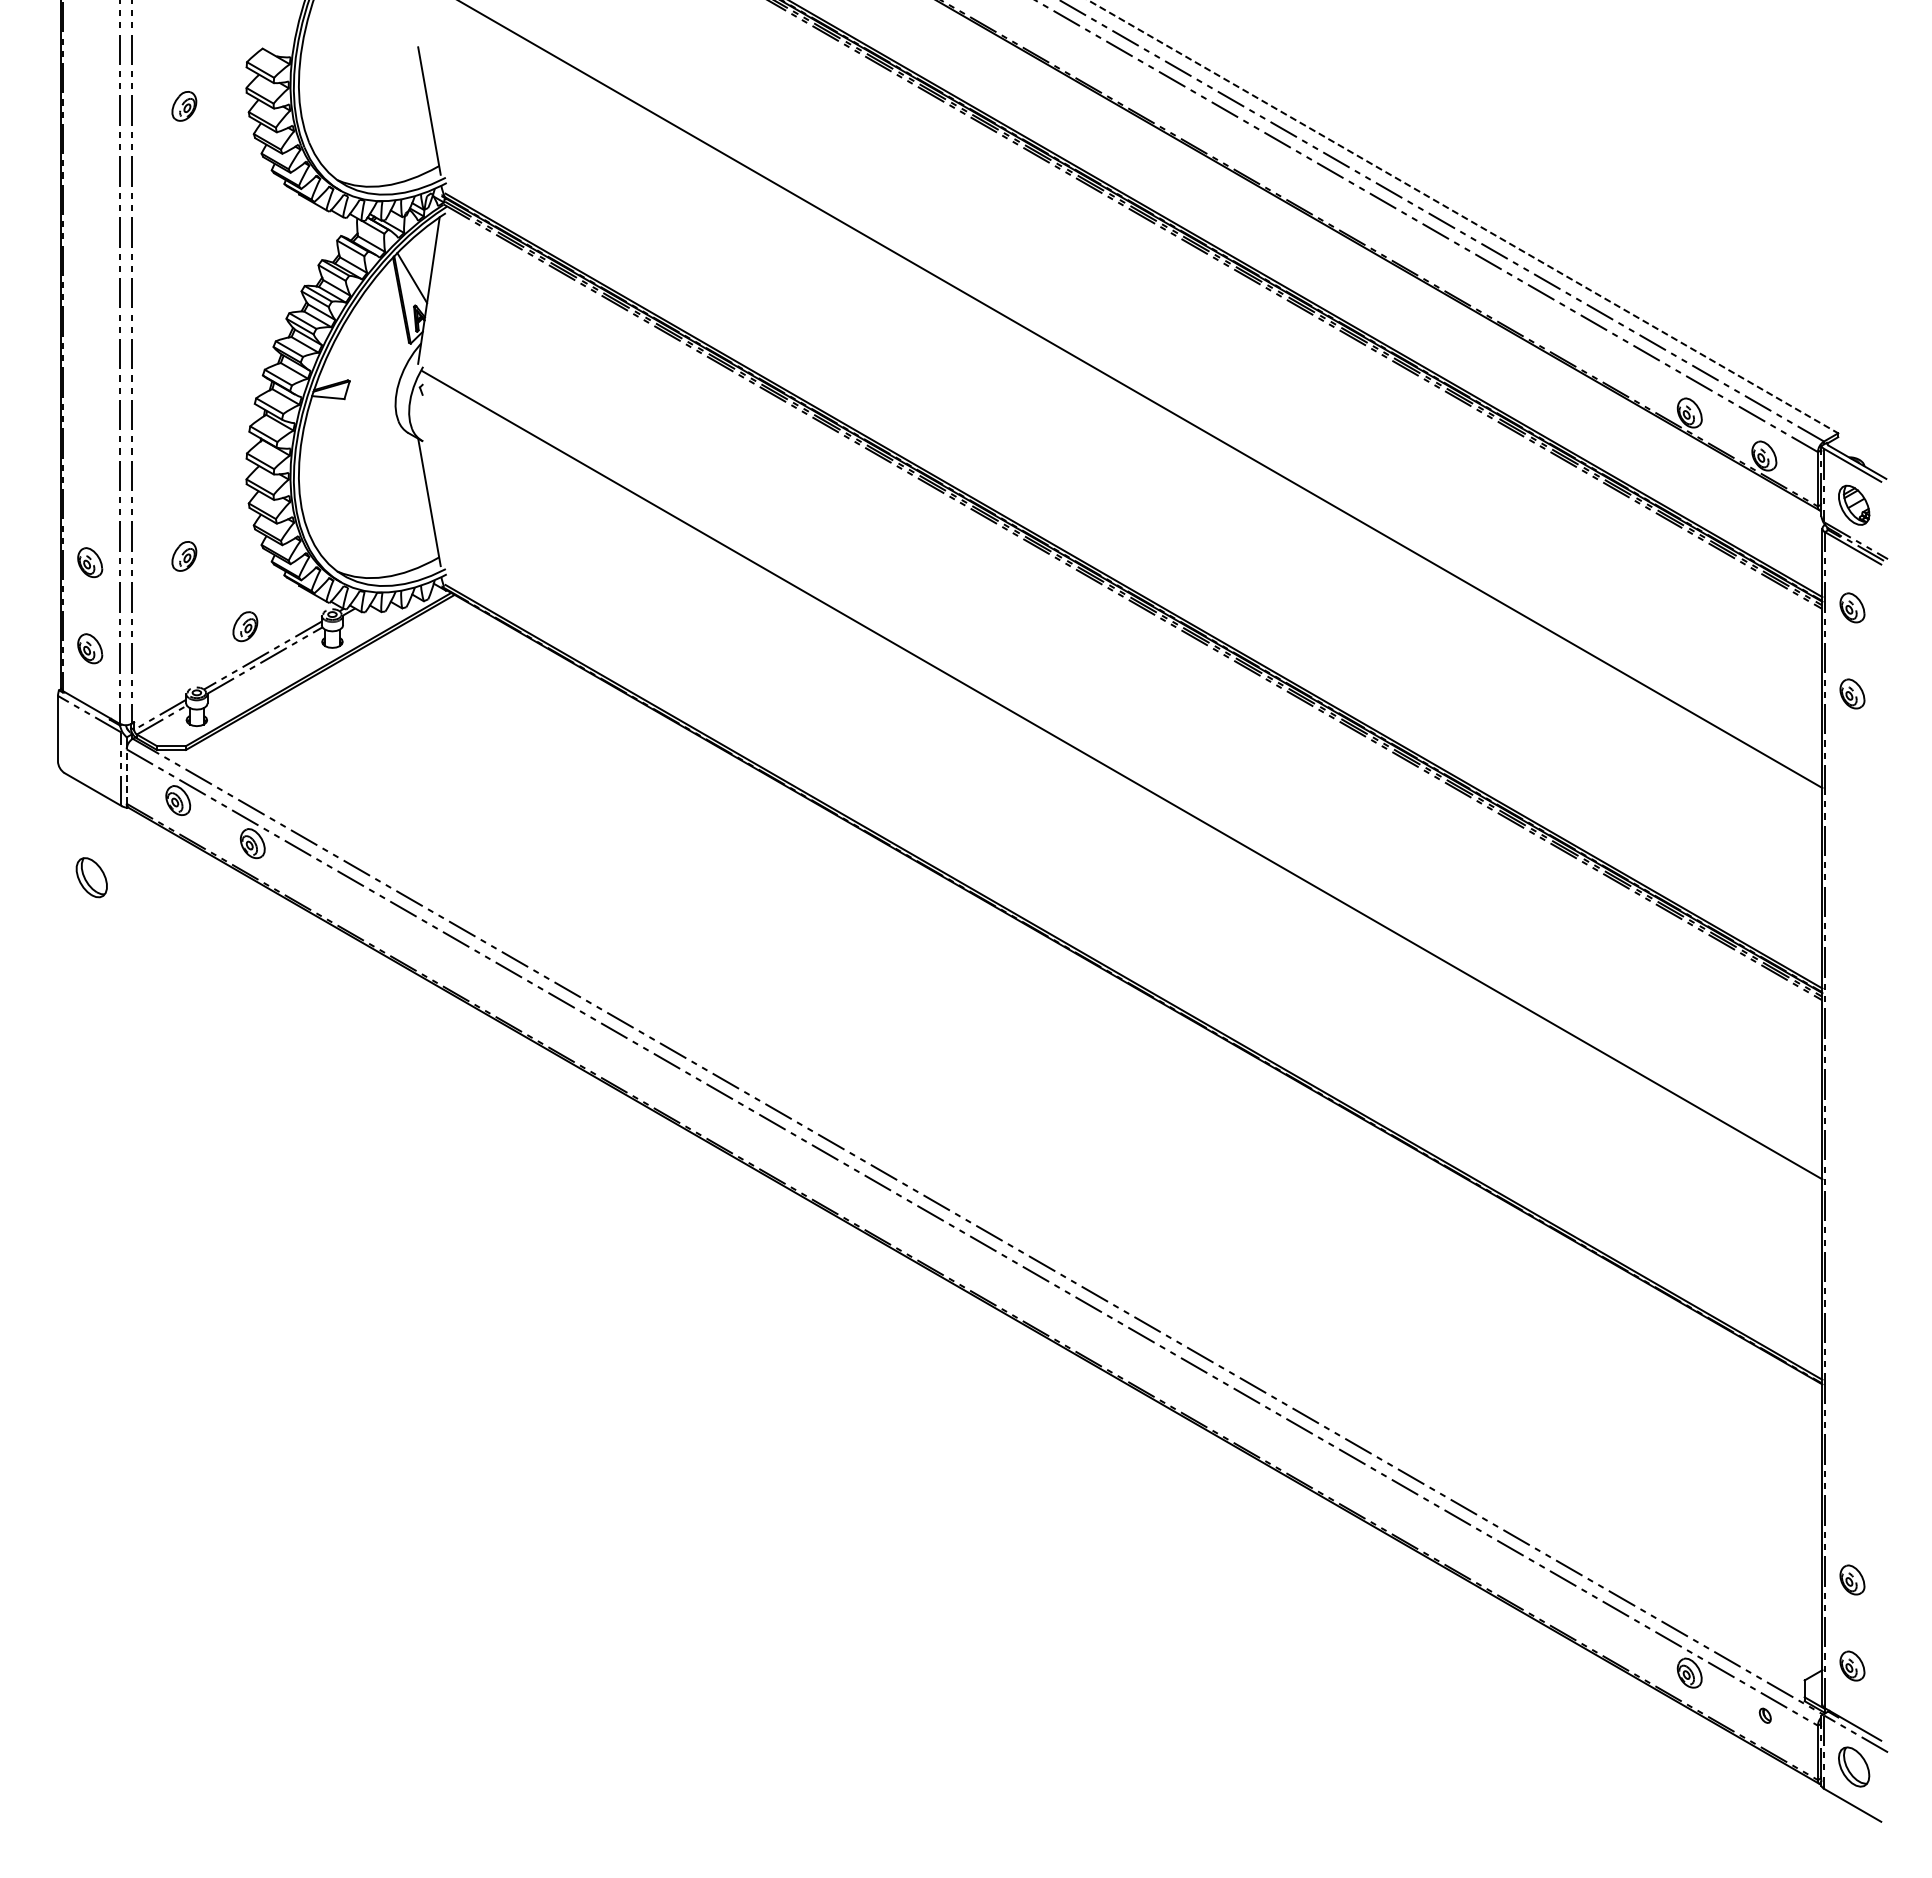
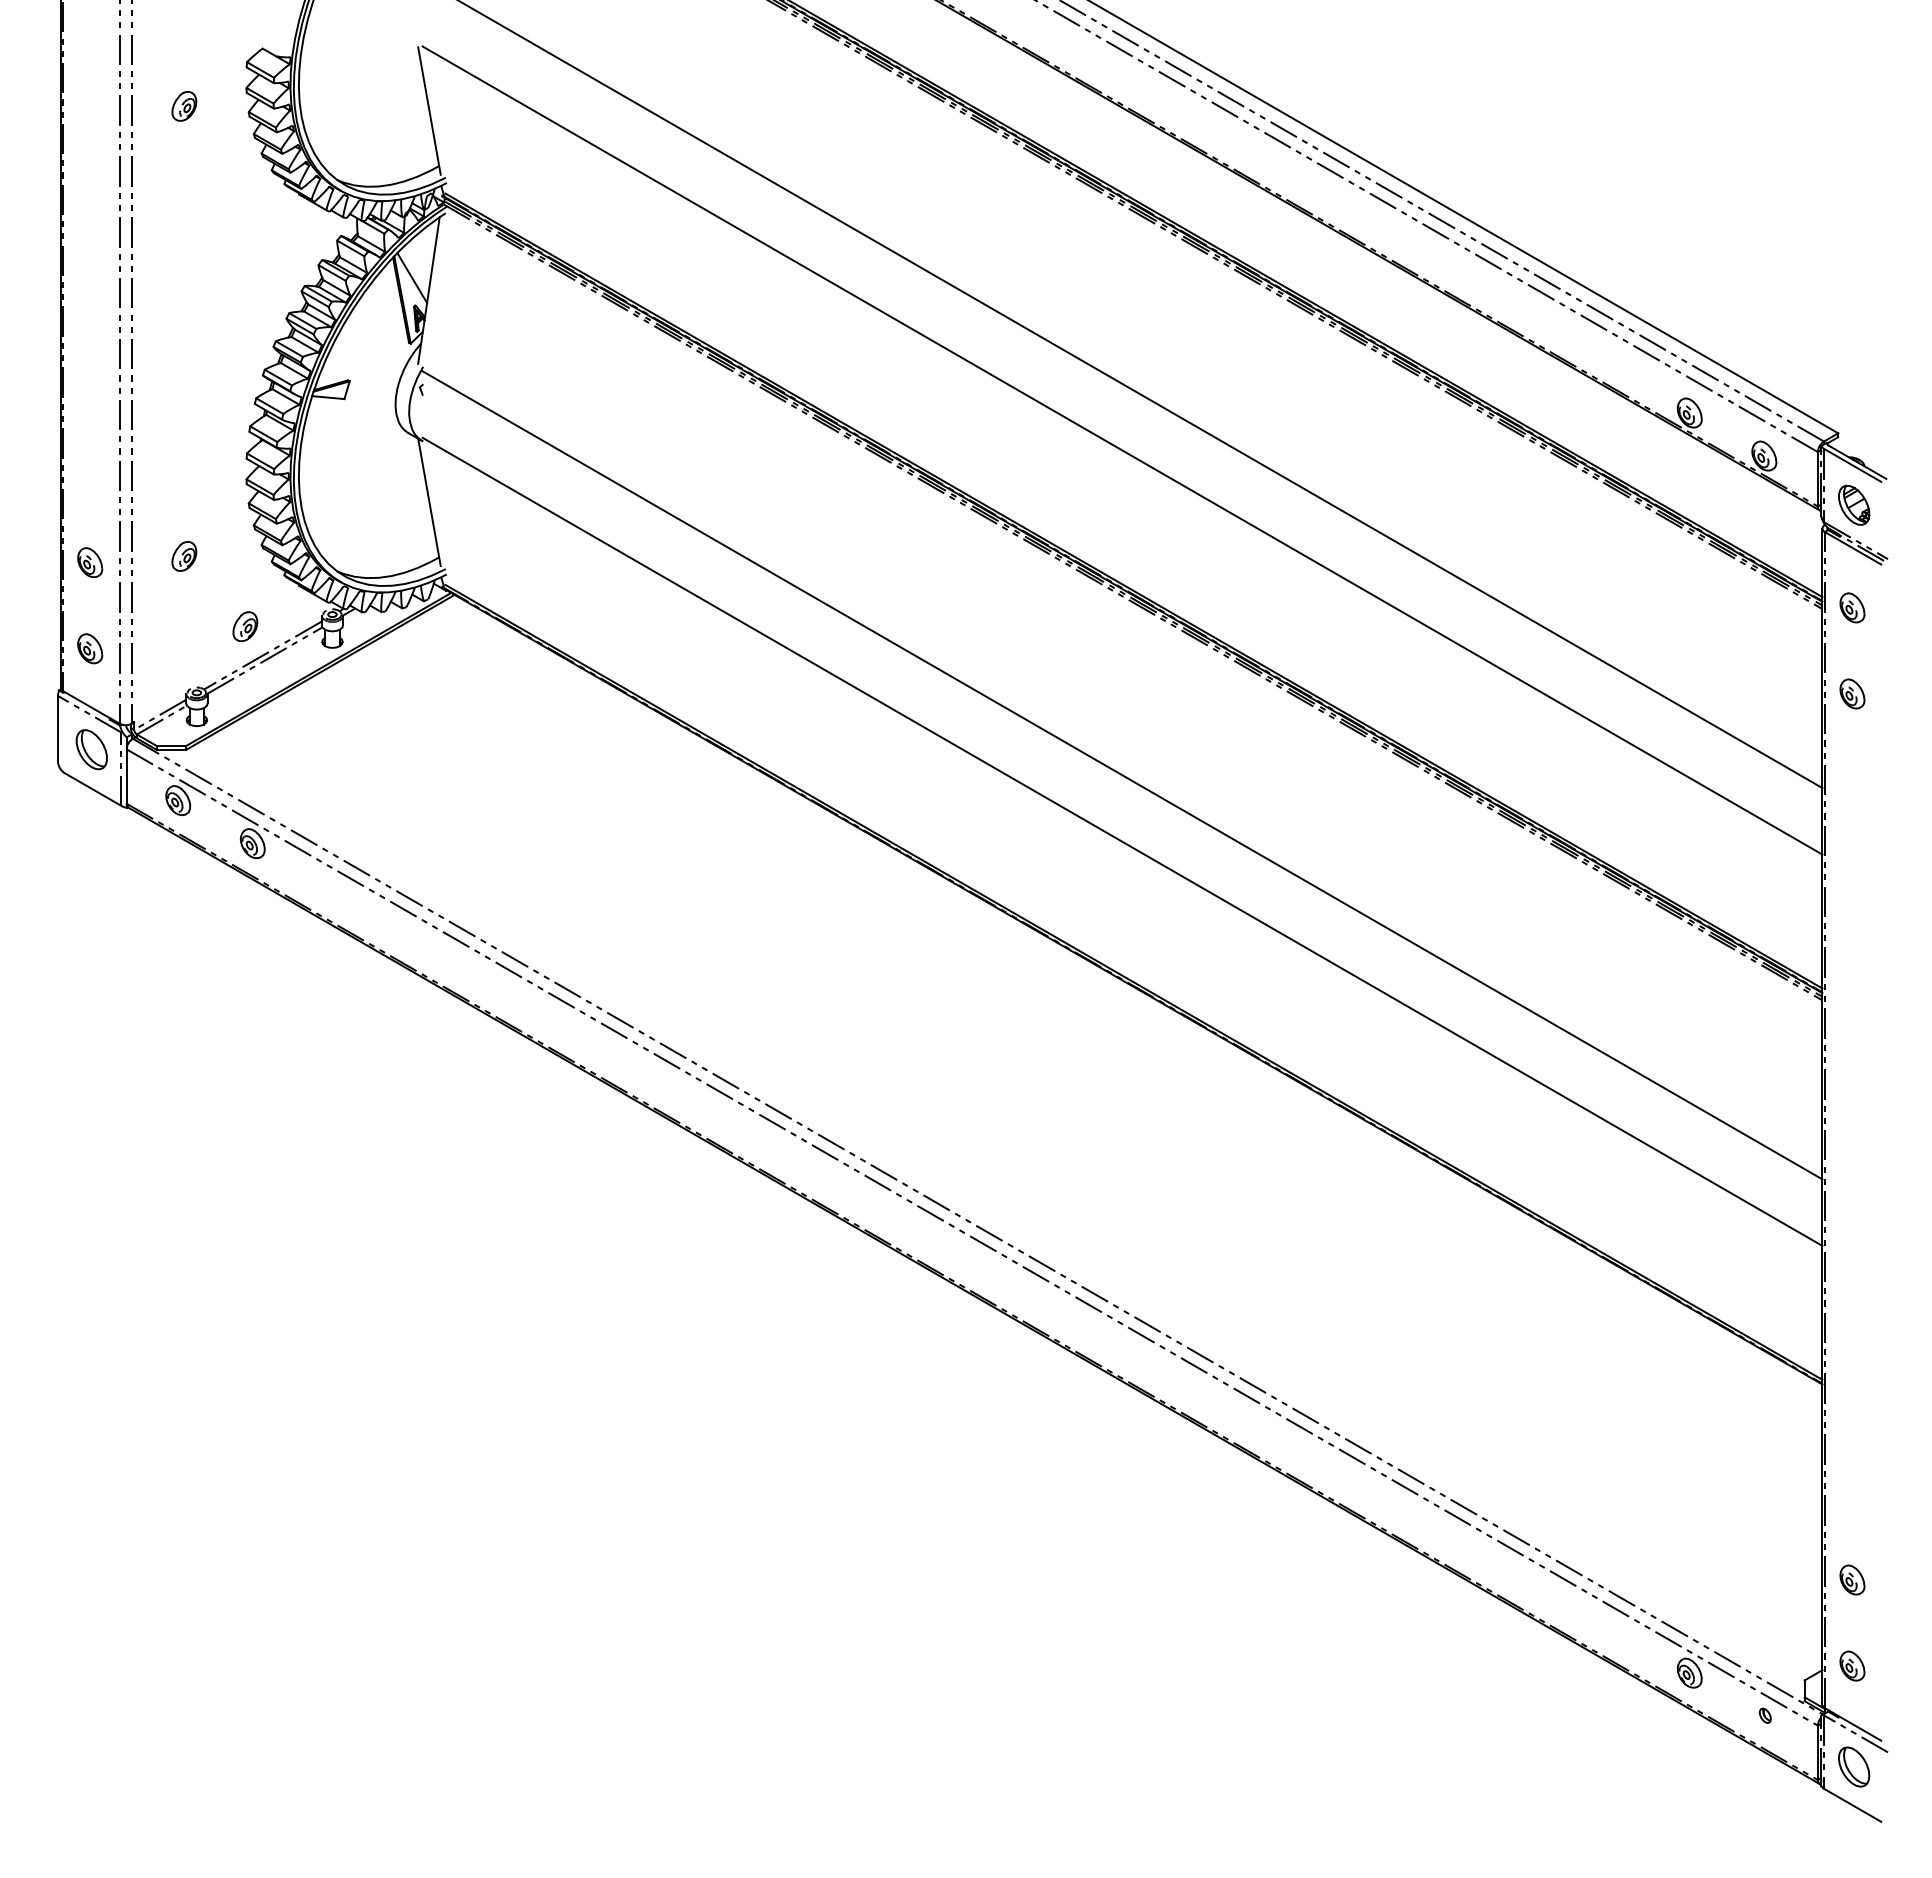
line: dashed -> solid (1463, 216)
line: none -> present (1122, 450)
line: dashed -> solid (126, 776)
line: none -> present (1122, 841)
part position: (91, 877) -> (91, 749) (91, 749)
